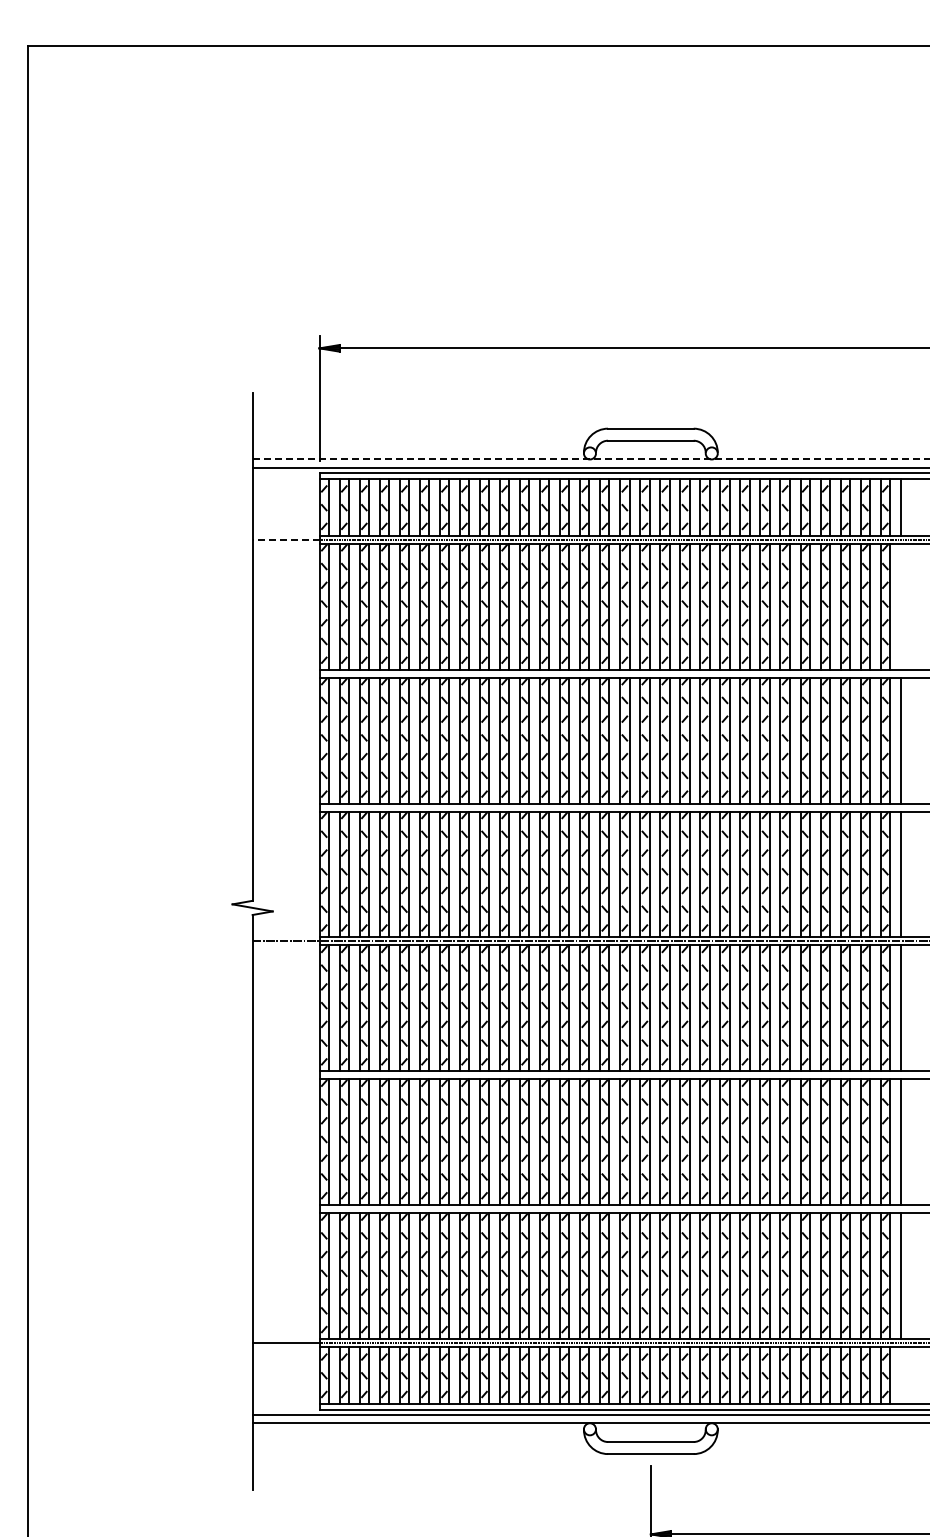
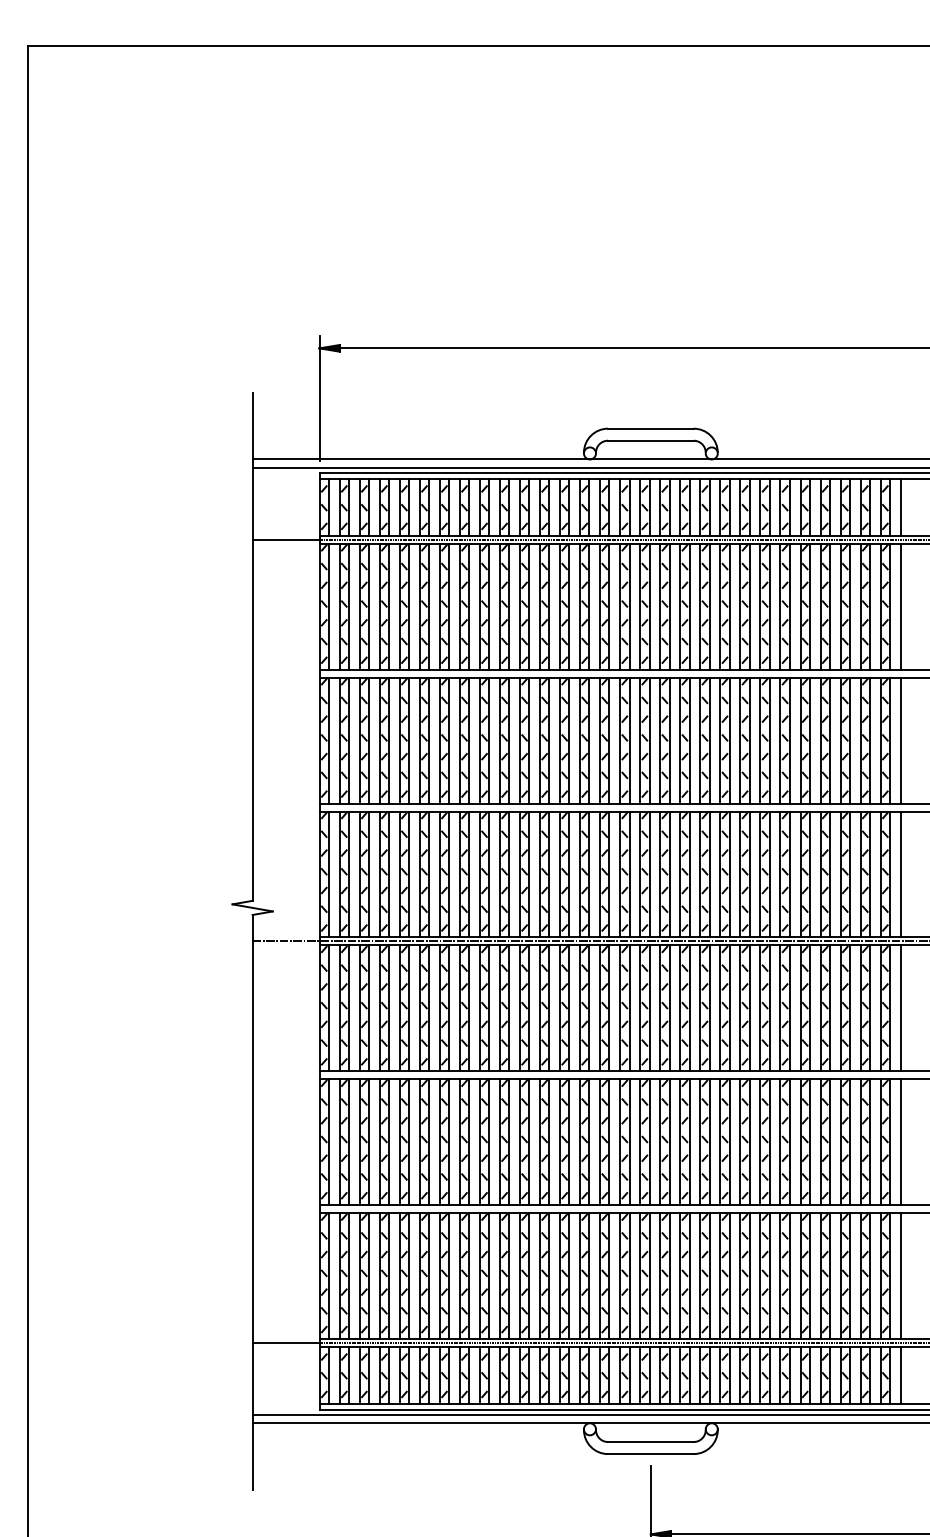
line: dashed -> solid (591, 459)
line: dashed -> solid (285, 539)
line: none -> present (900, 606)
line: none -> present (900, 1374)
